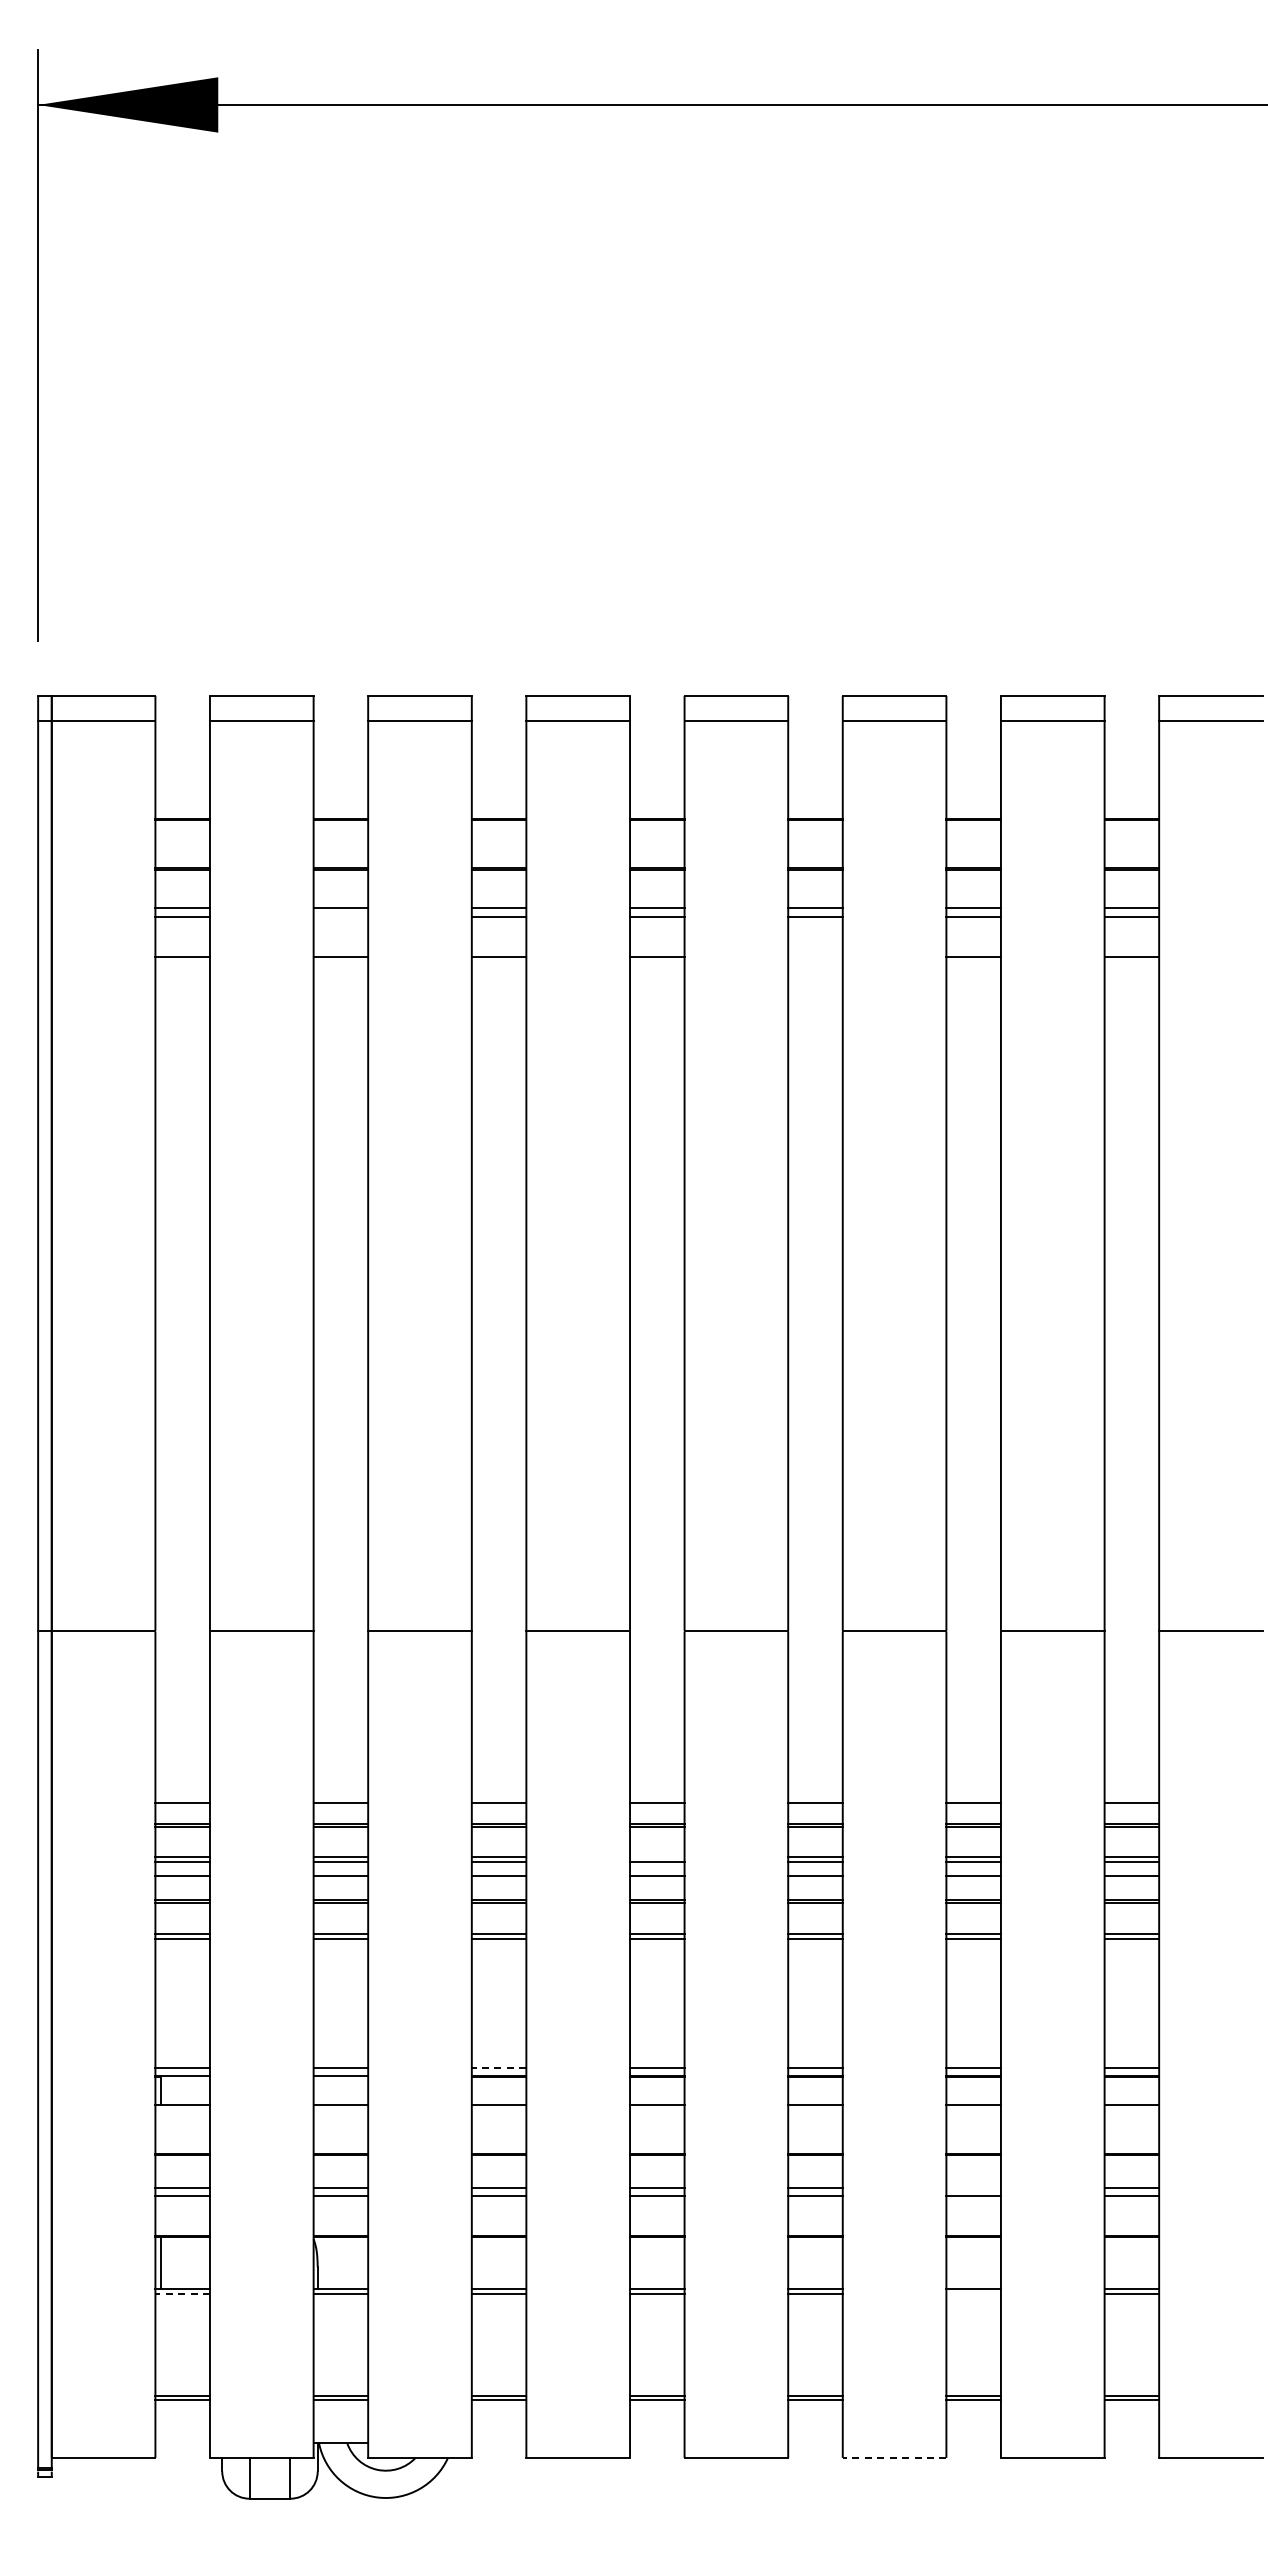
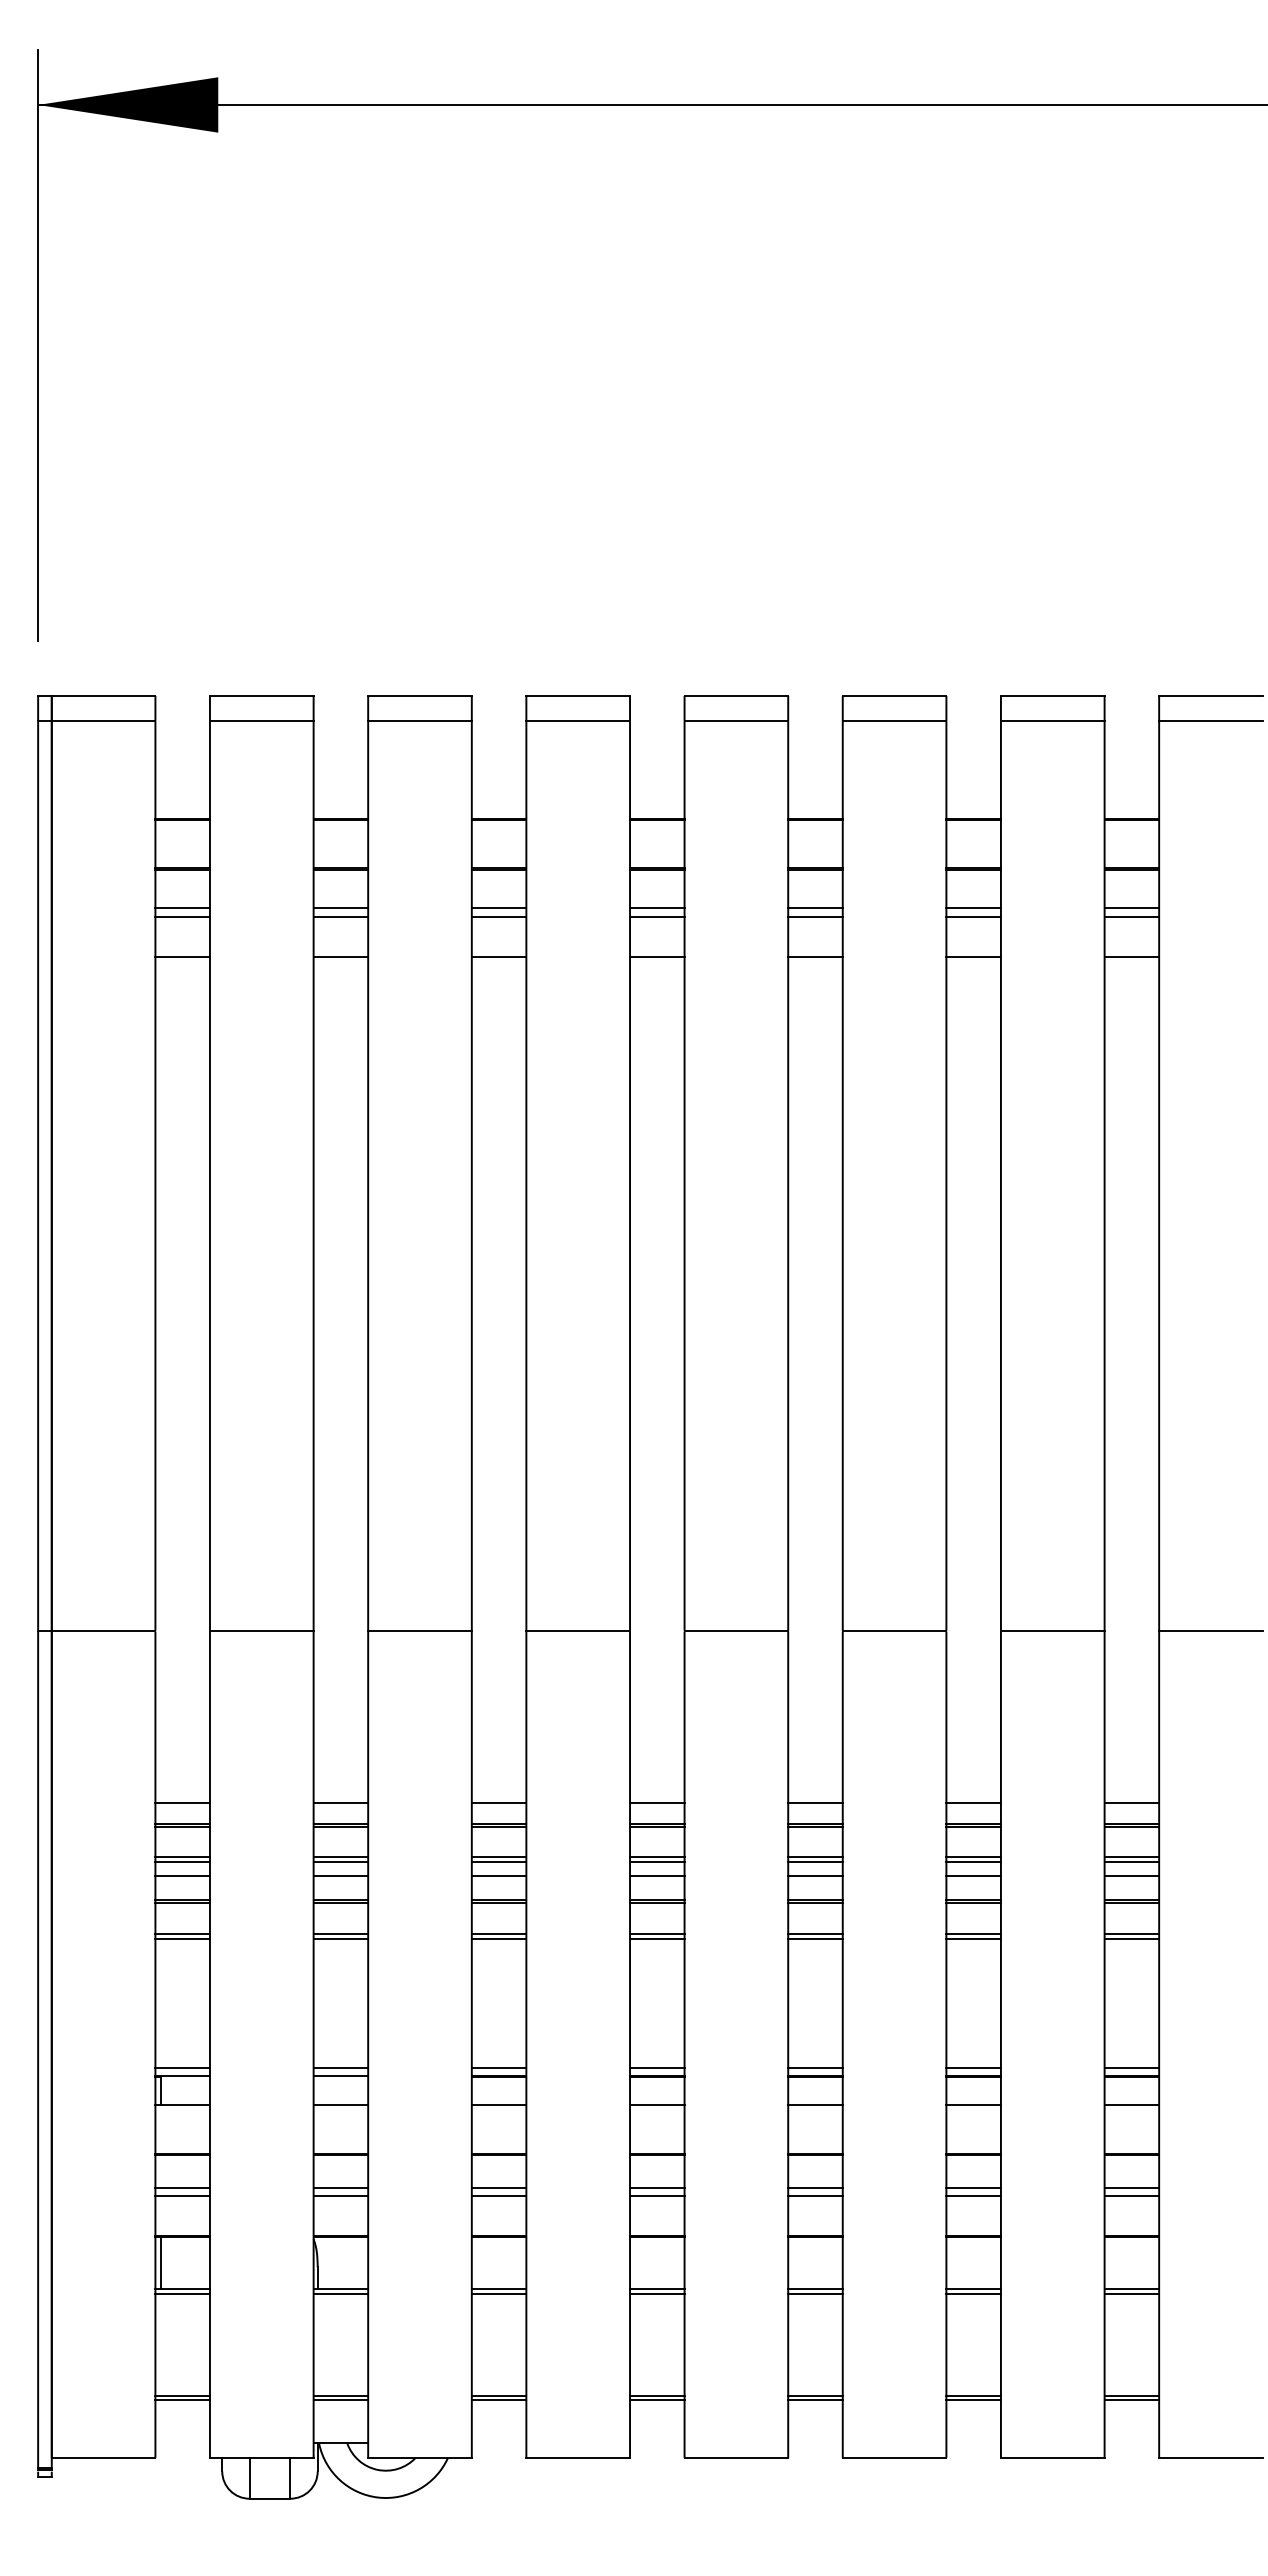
line: none -> present (340, 917)
line: none -> present (815, 957)
line: none -> present (657, 1856)
line: dashed -> solid (498, 2067)
line: none -> present (973, 2187)
line: dashed -> solid (182, 2294)
line: none -> present (973, 2294)
line: dashed -> solid (894, 2457)
